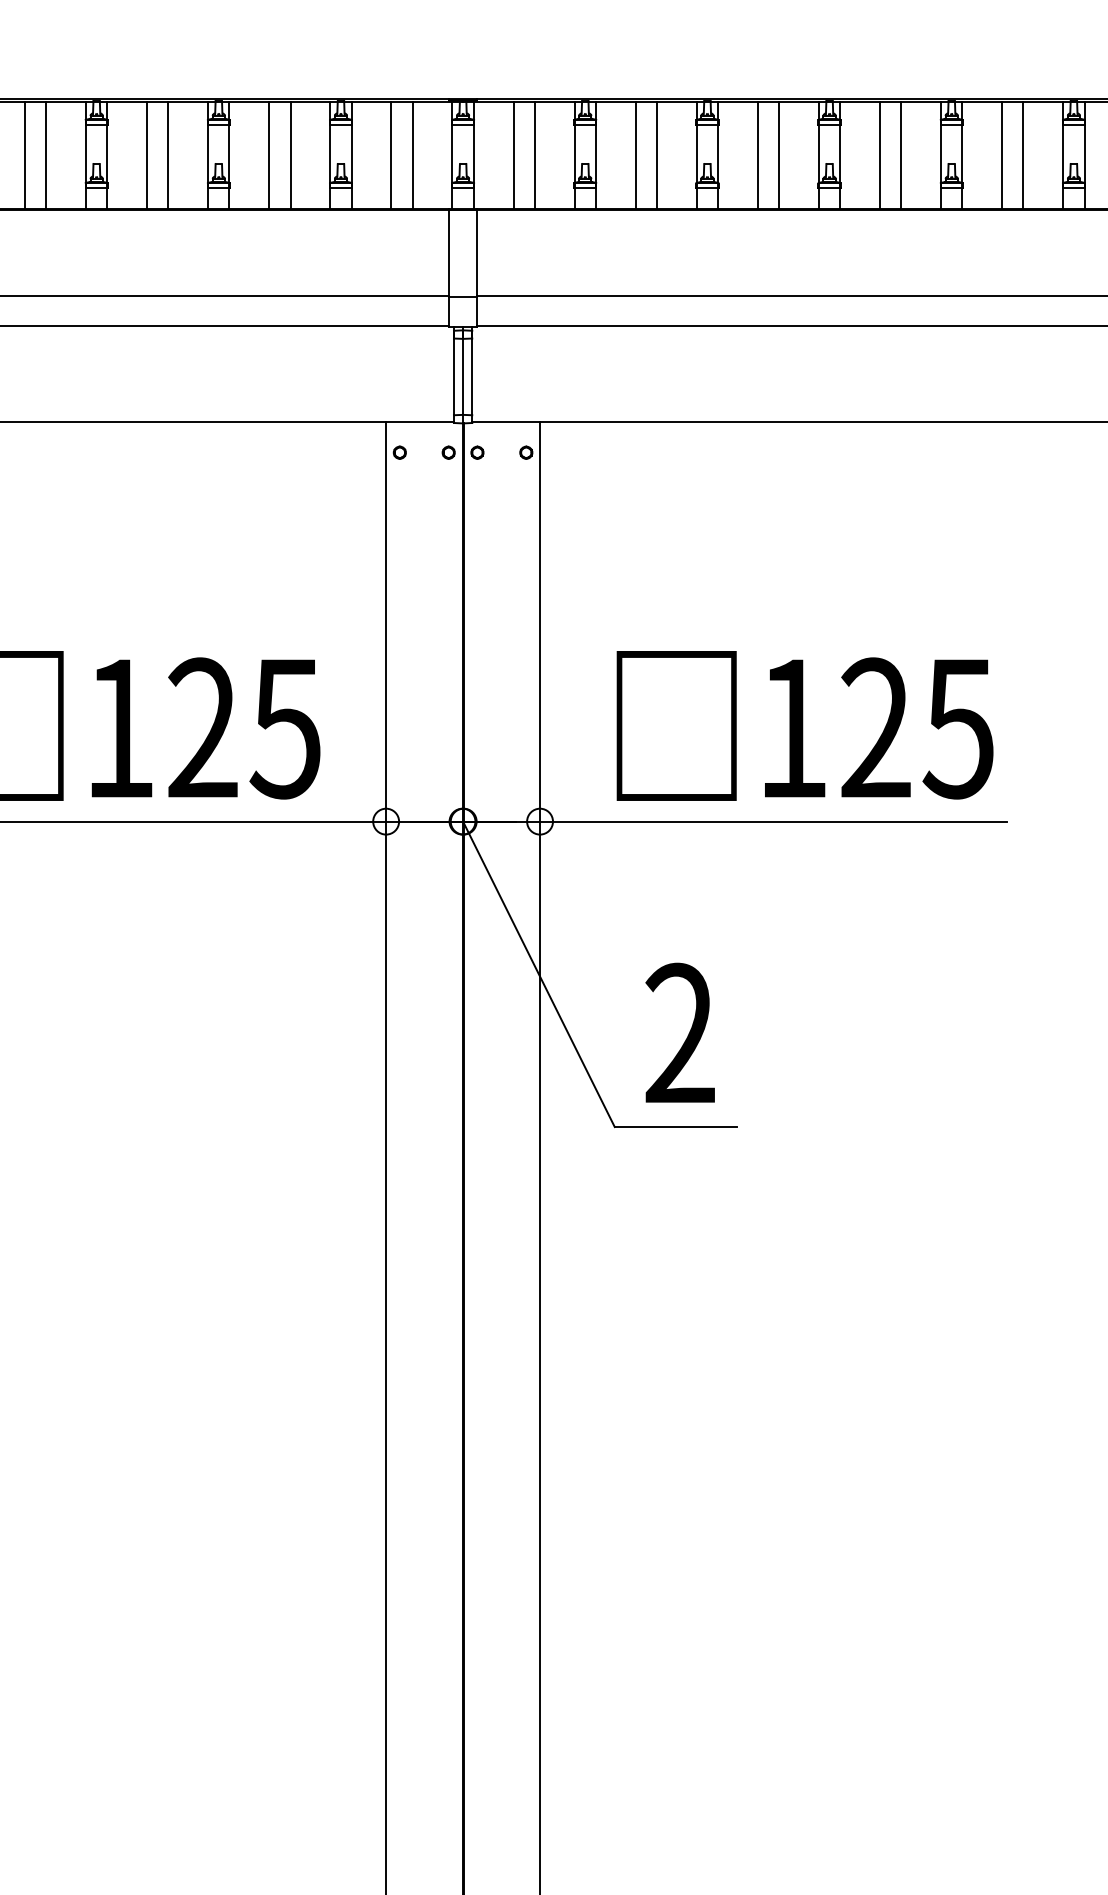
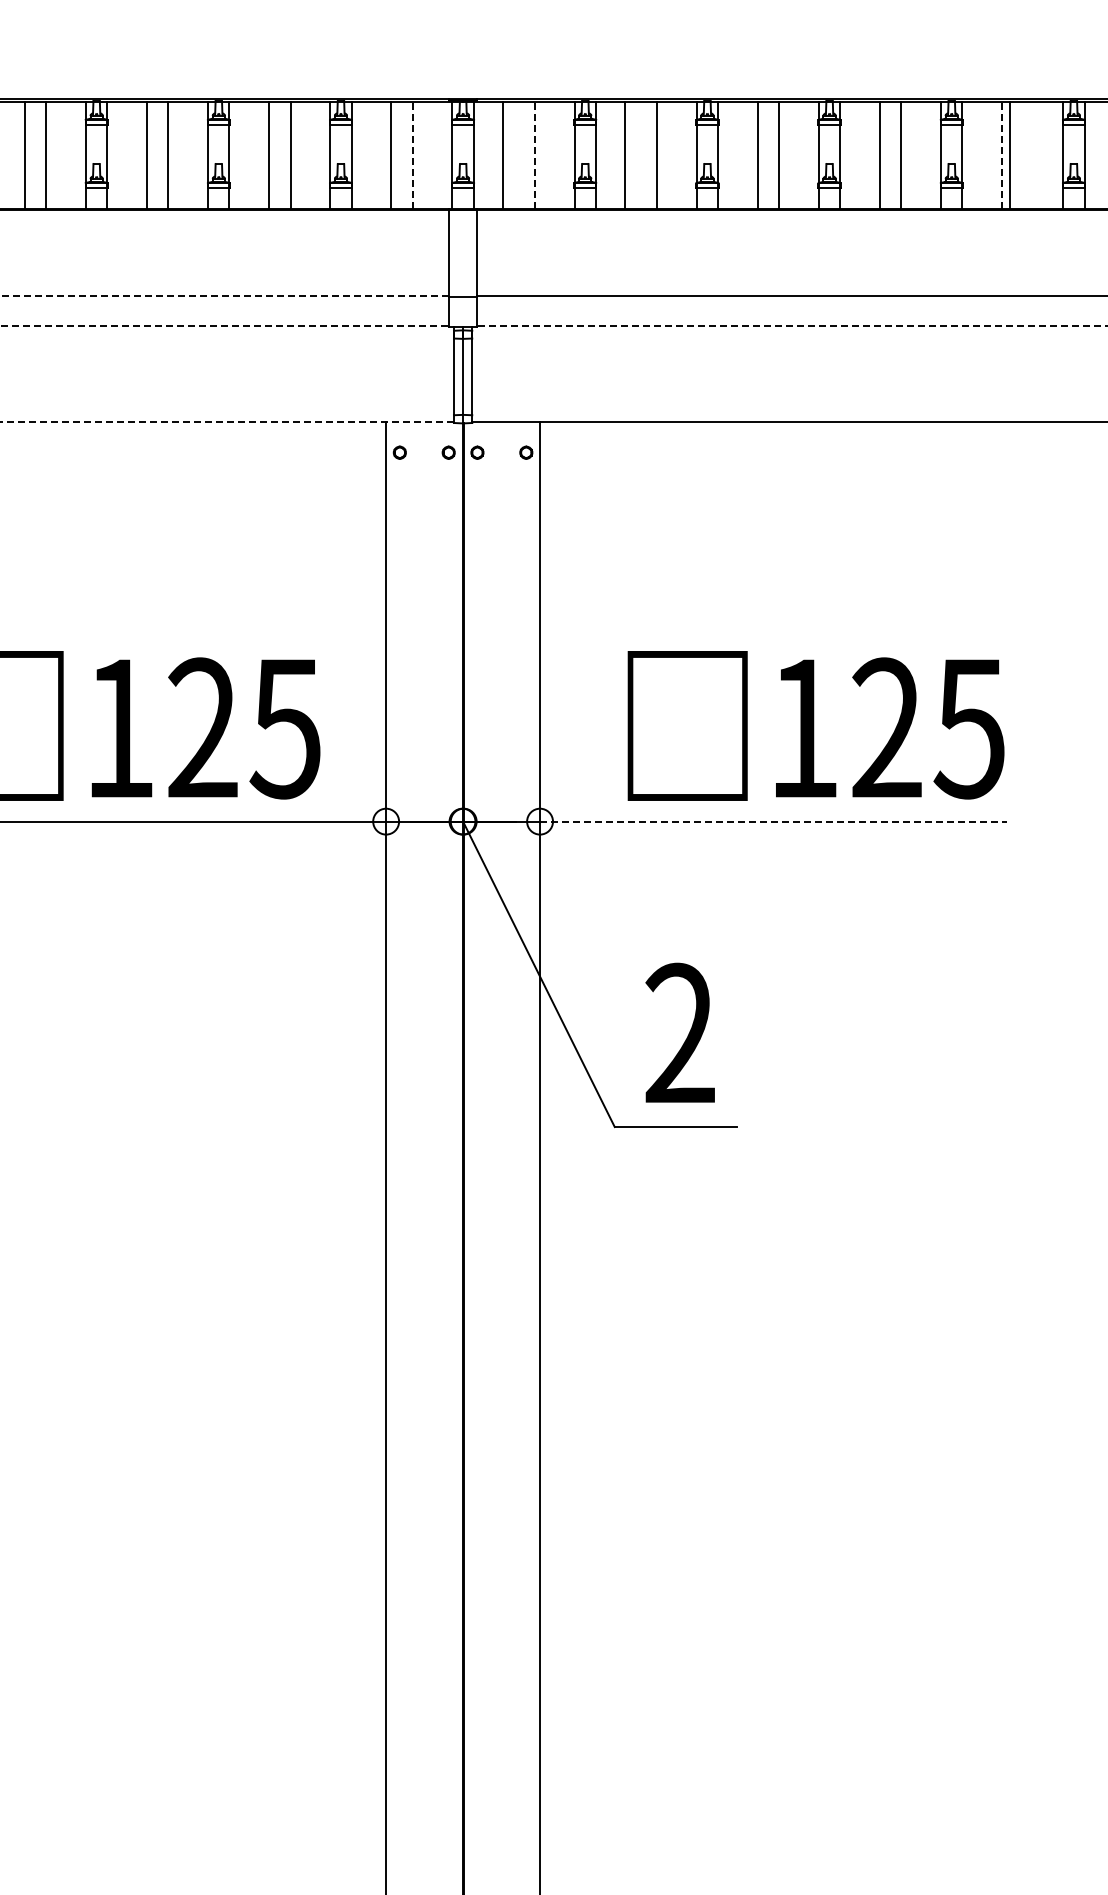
line: solid -> dashed (412, 155)
line position: (513, 155) -> (502, 155) (502, 155)
line: solid -> dashed (534, 155)
line position: (635, 155) -> (624, 155) (624, 155)
line: solid -> dashed (1002, 155)
line position: (1023, 155) -> (1010, 155) (1010, 155)
line: solid -> dashed (224, 295)
line: solid -> dashed (225, 326)
line: solid -> dashed (791, 326)
line: solid -> dashed (226, 421)
text position: (804, 725) -> (815, 725) (815, 725)
line: solid -> dashed (773, 821)
